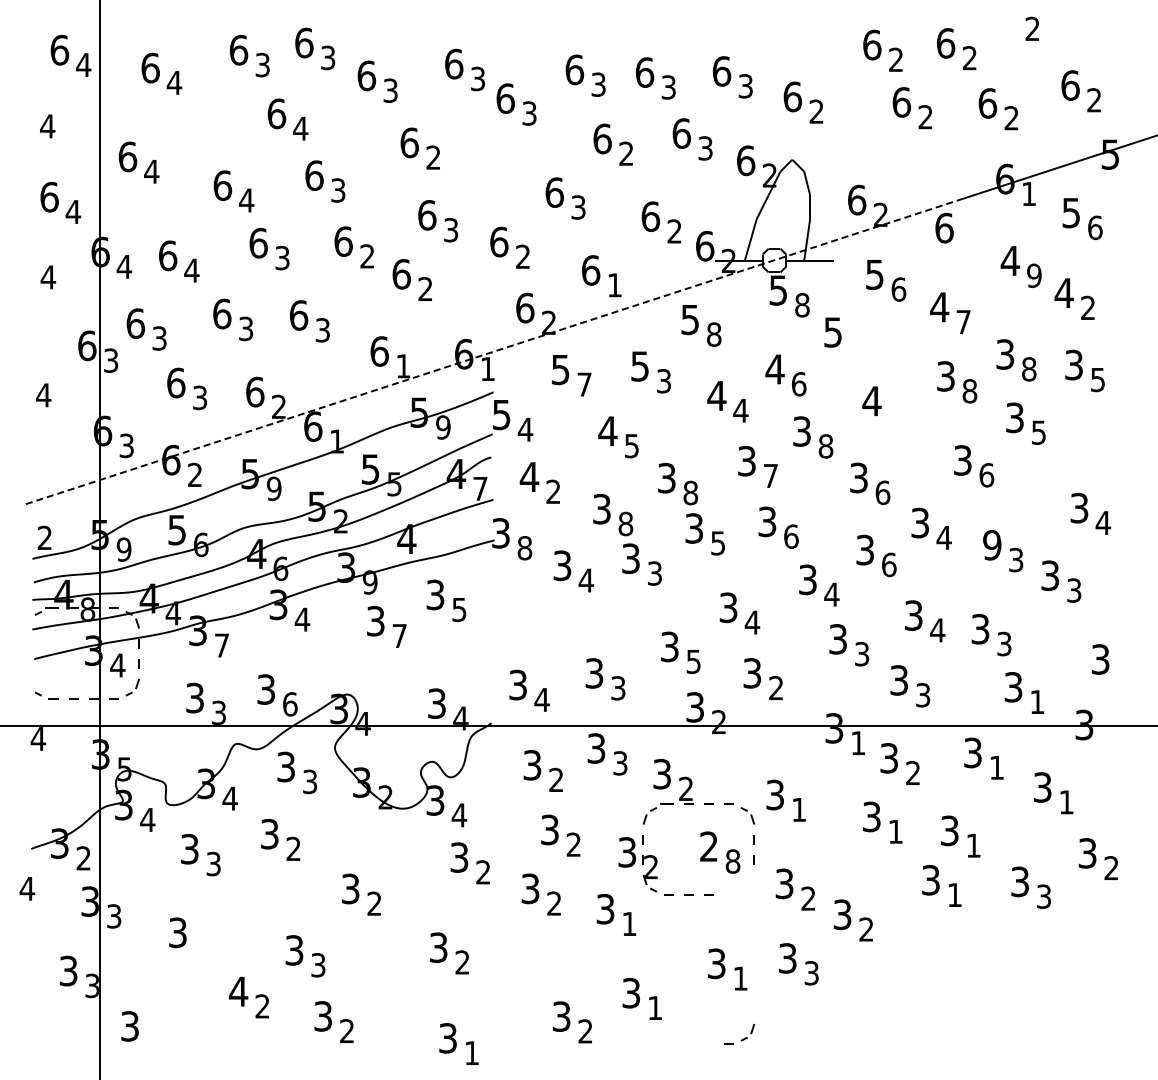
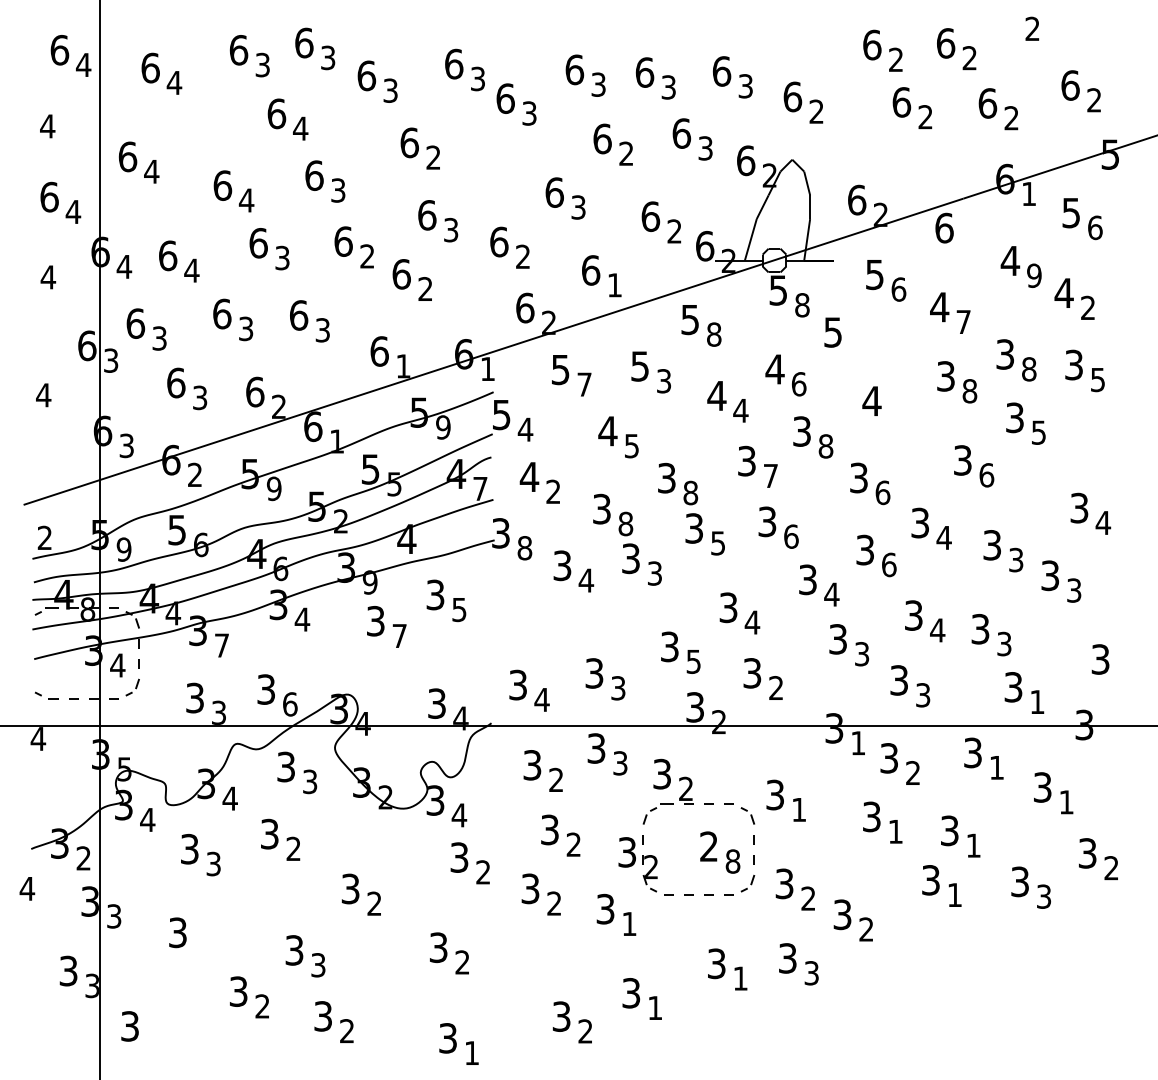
line: dashed -> solid (493, 351)
text: 9 -> 3 (992, 545)
text: 4 -> 3 (238, 991)
part position: (739, 1034) -> (739, 885) (739, 885)
